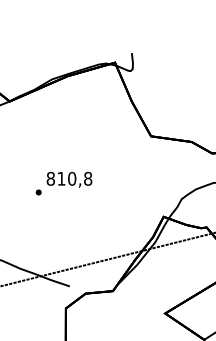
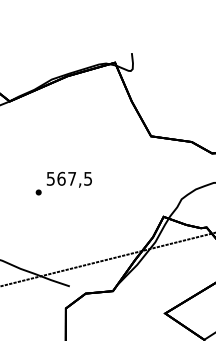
text: 810,8 -> 567,5 (69, 178)
